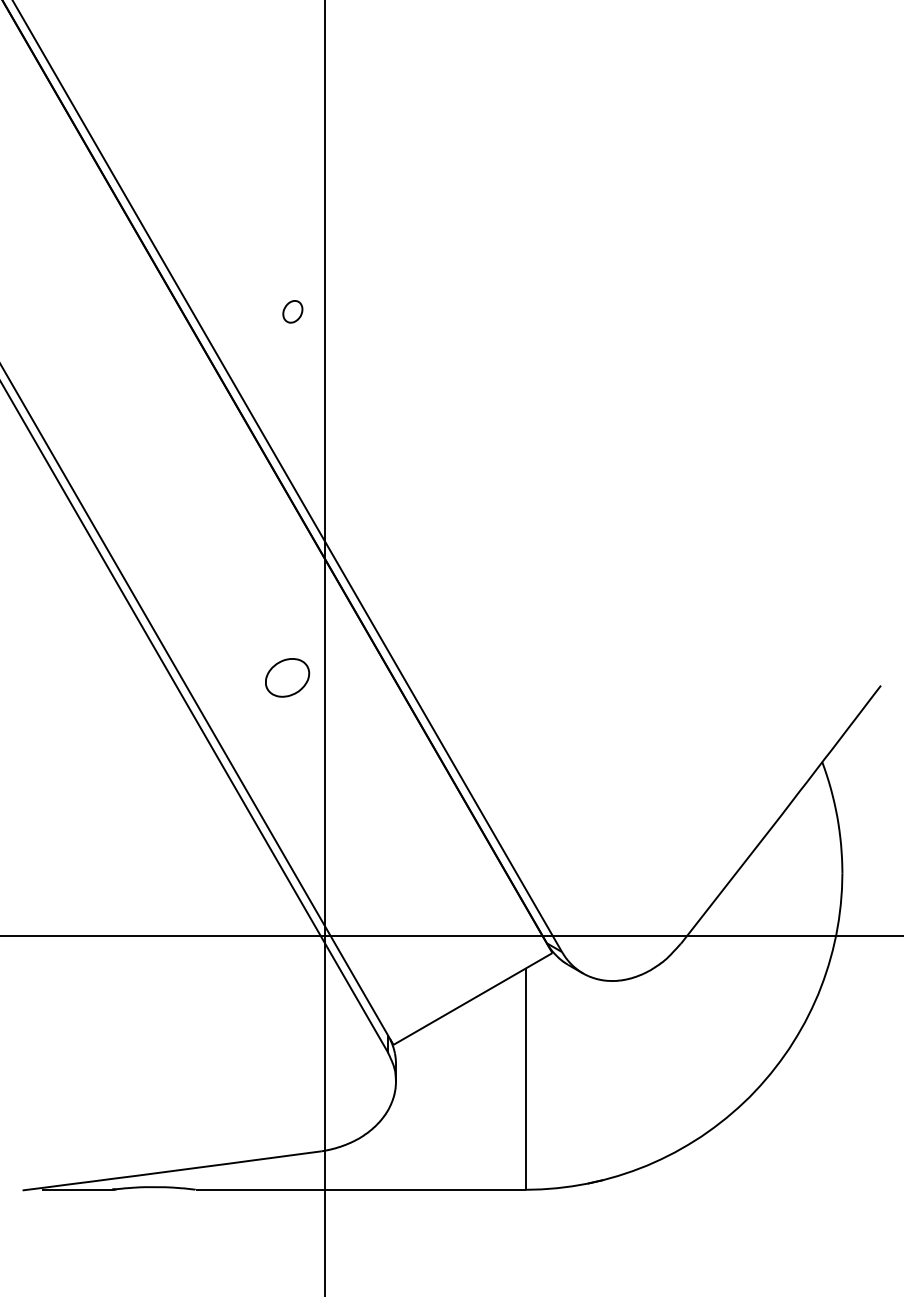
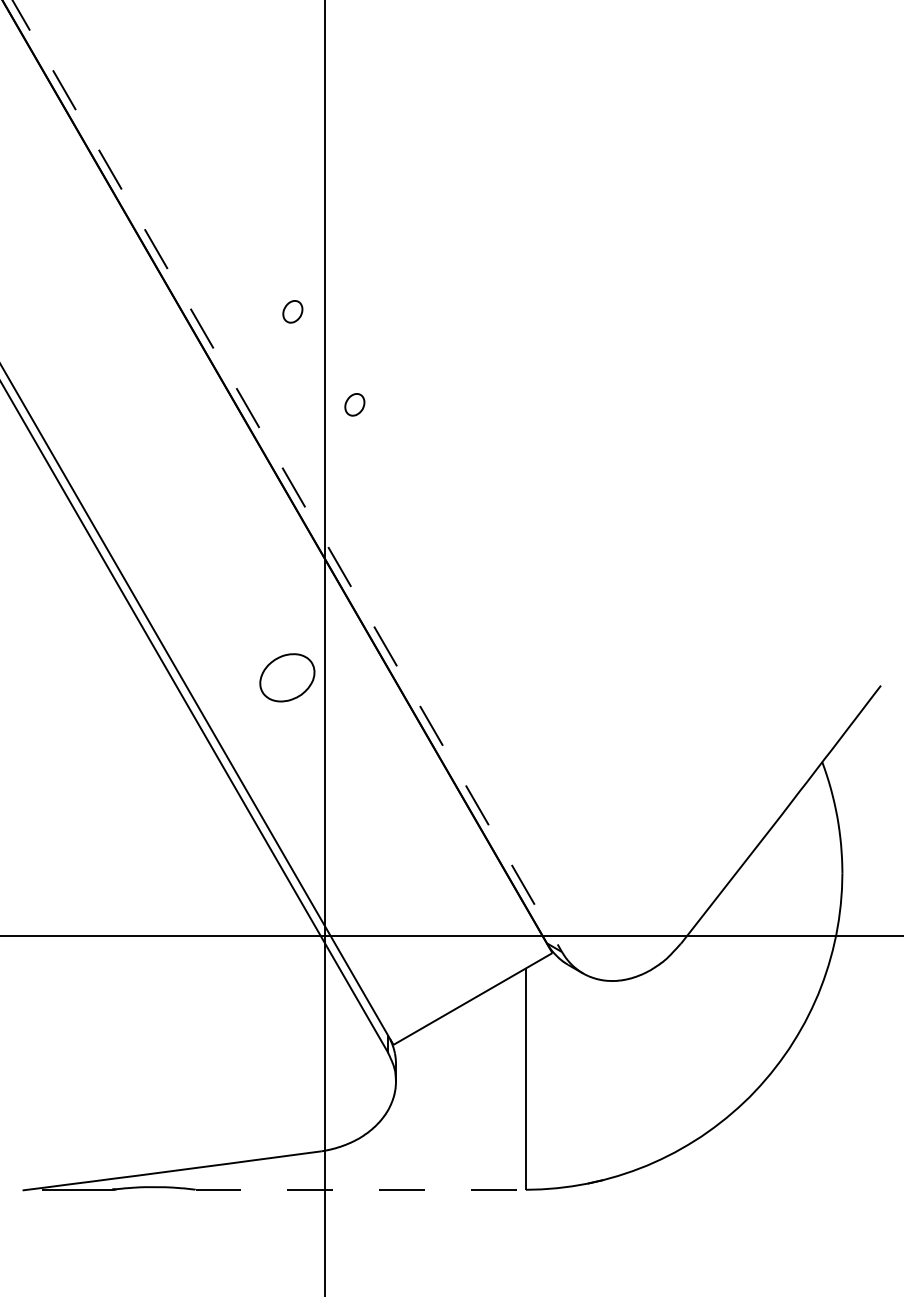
part: none -> present (354, 404)
line: solid -> dashed (287, 476)
part size: 46x40 px -> 57x50 px (287, 677)
line: solid -> dashed (361, 1189)
